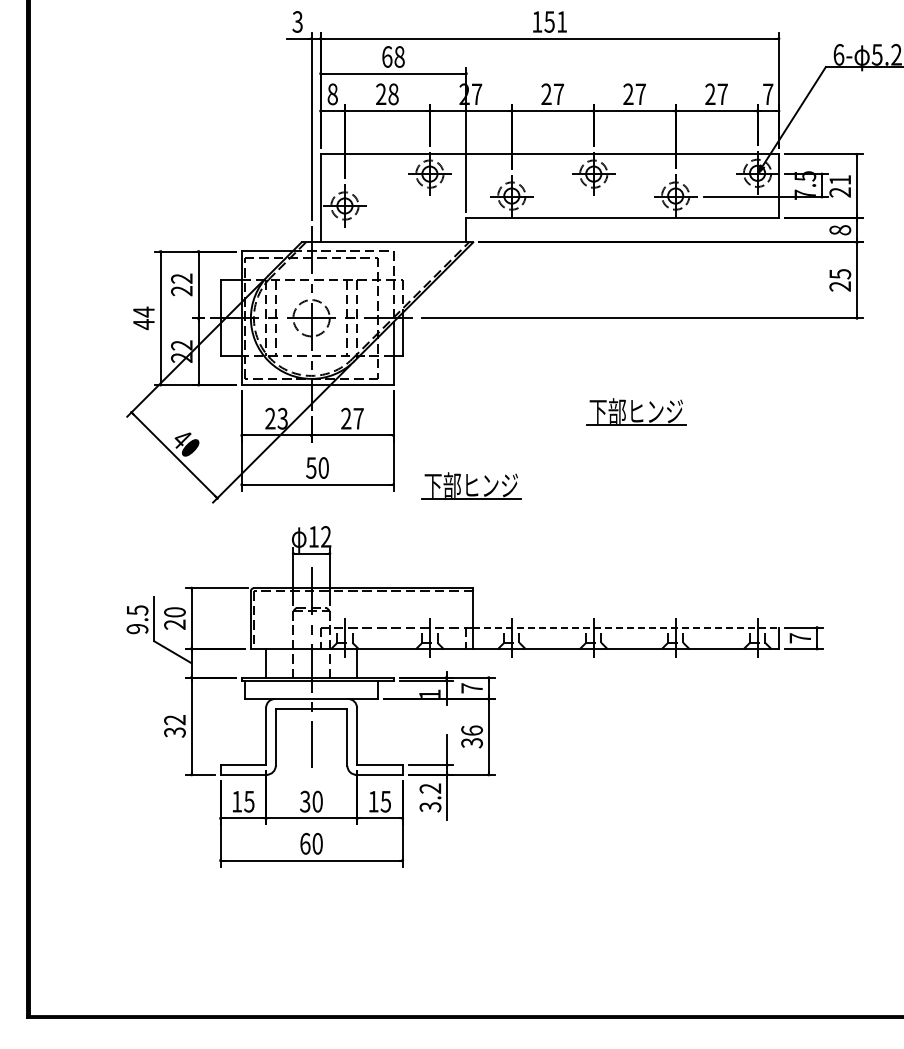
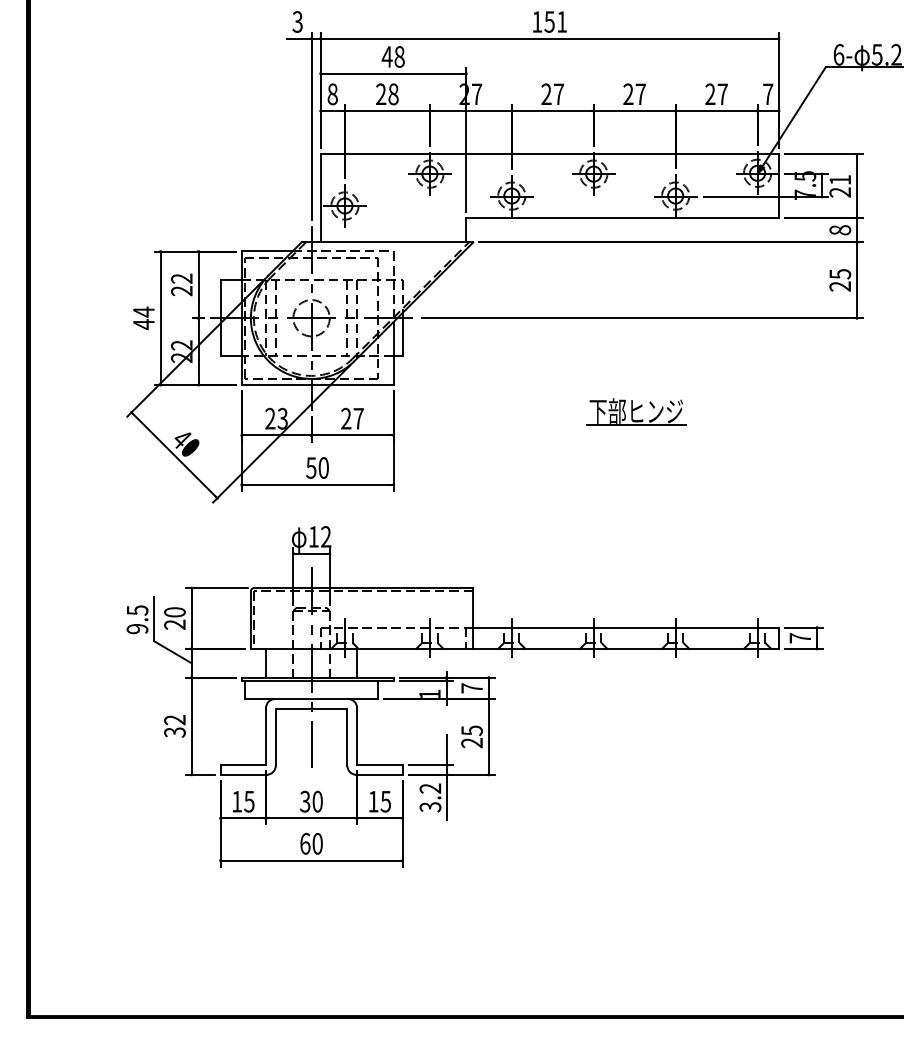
text: 68 -> 48 (386, 56)
part: present -> none (471, 485)
line: dashed -> solid (626, 627)
text: 36 -> 25 (471, 736)
